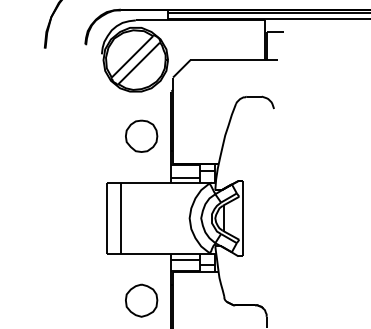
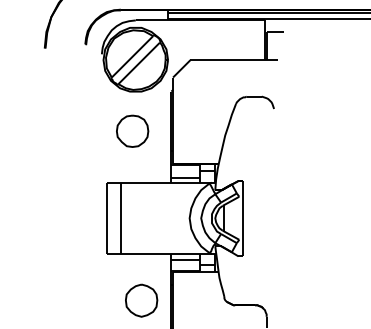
part position: (141, 135) -> (132, 130) (132, 130)
